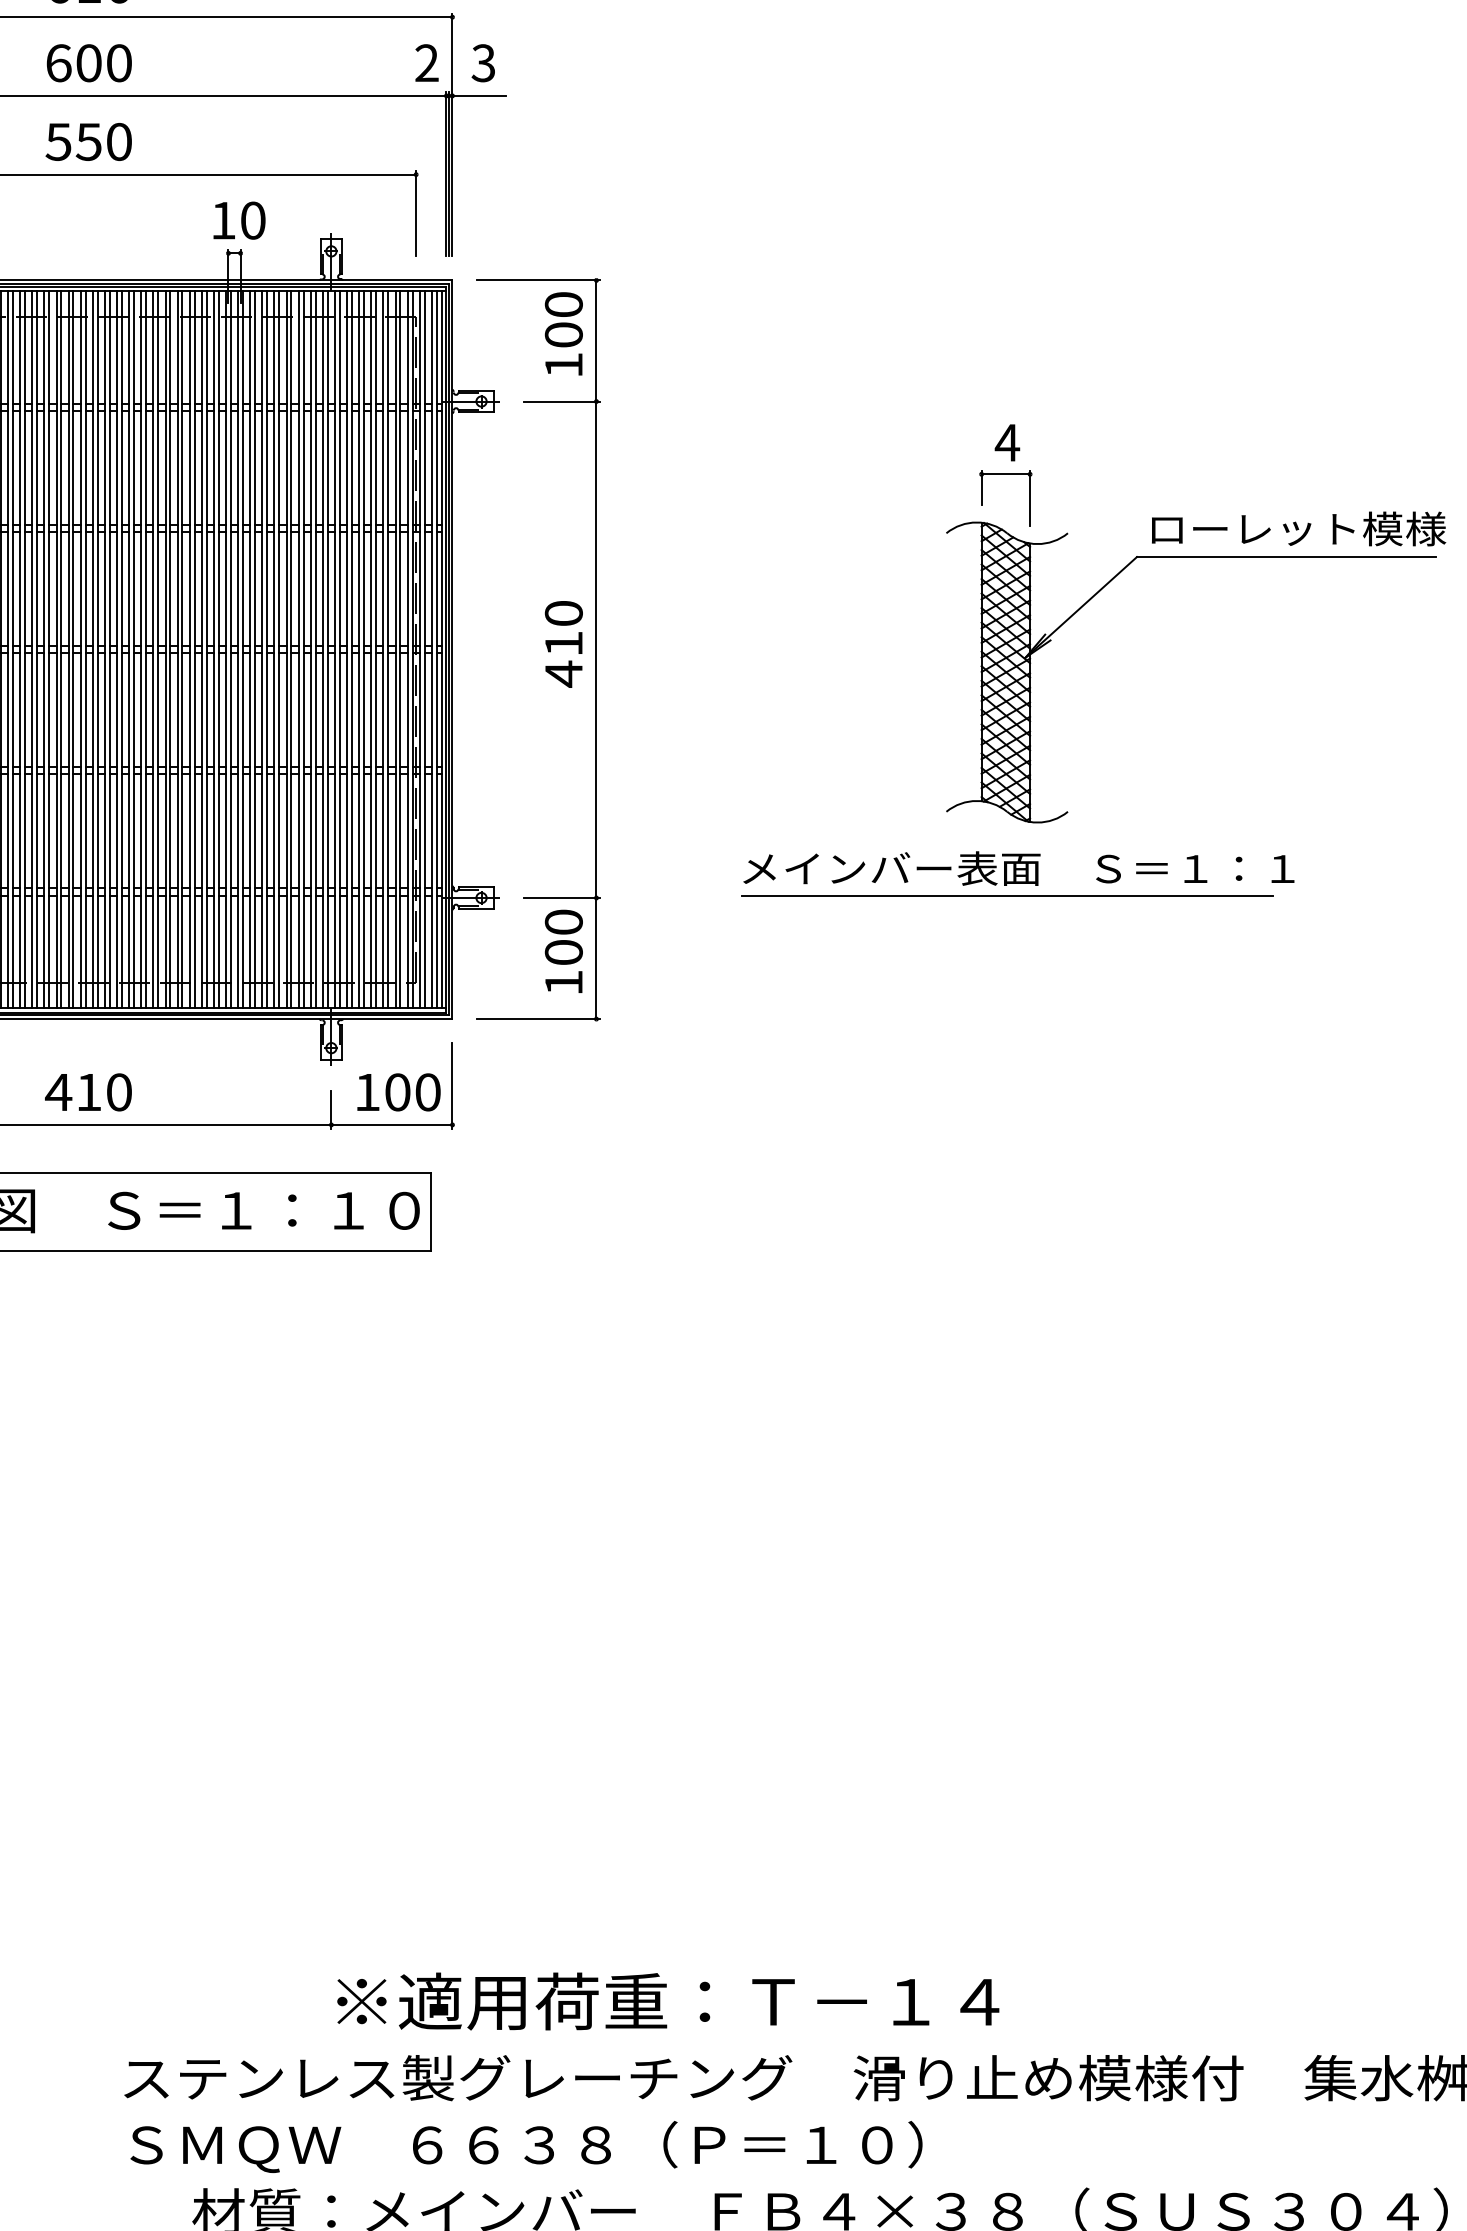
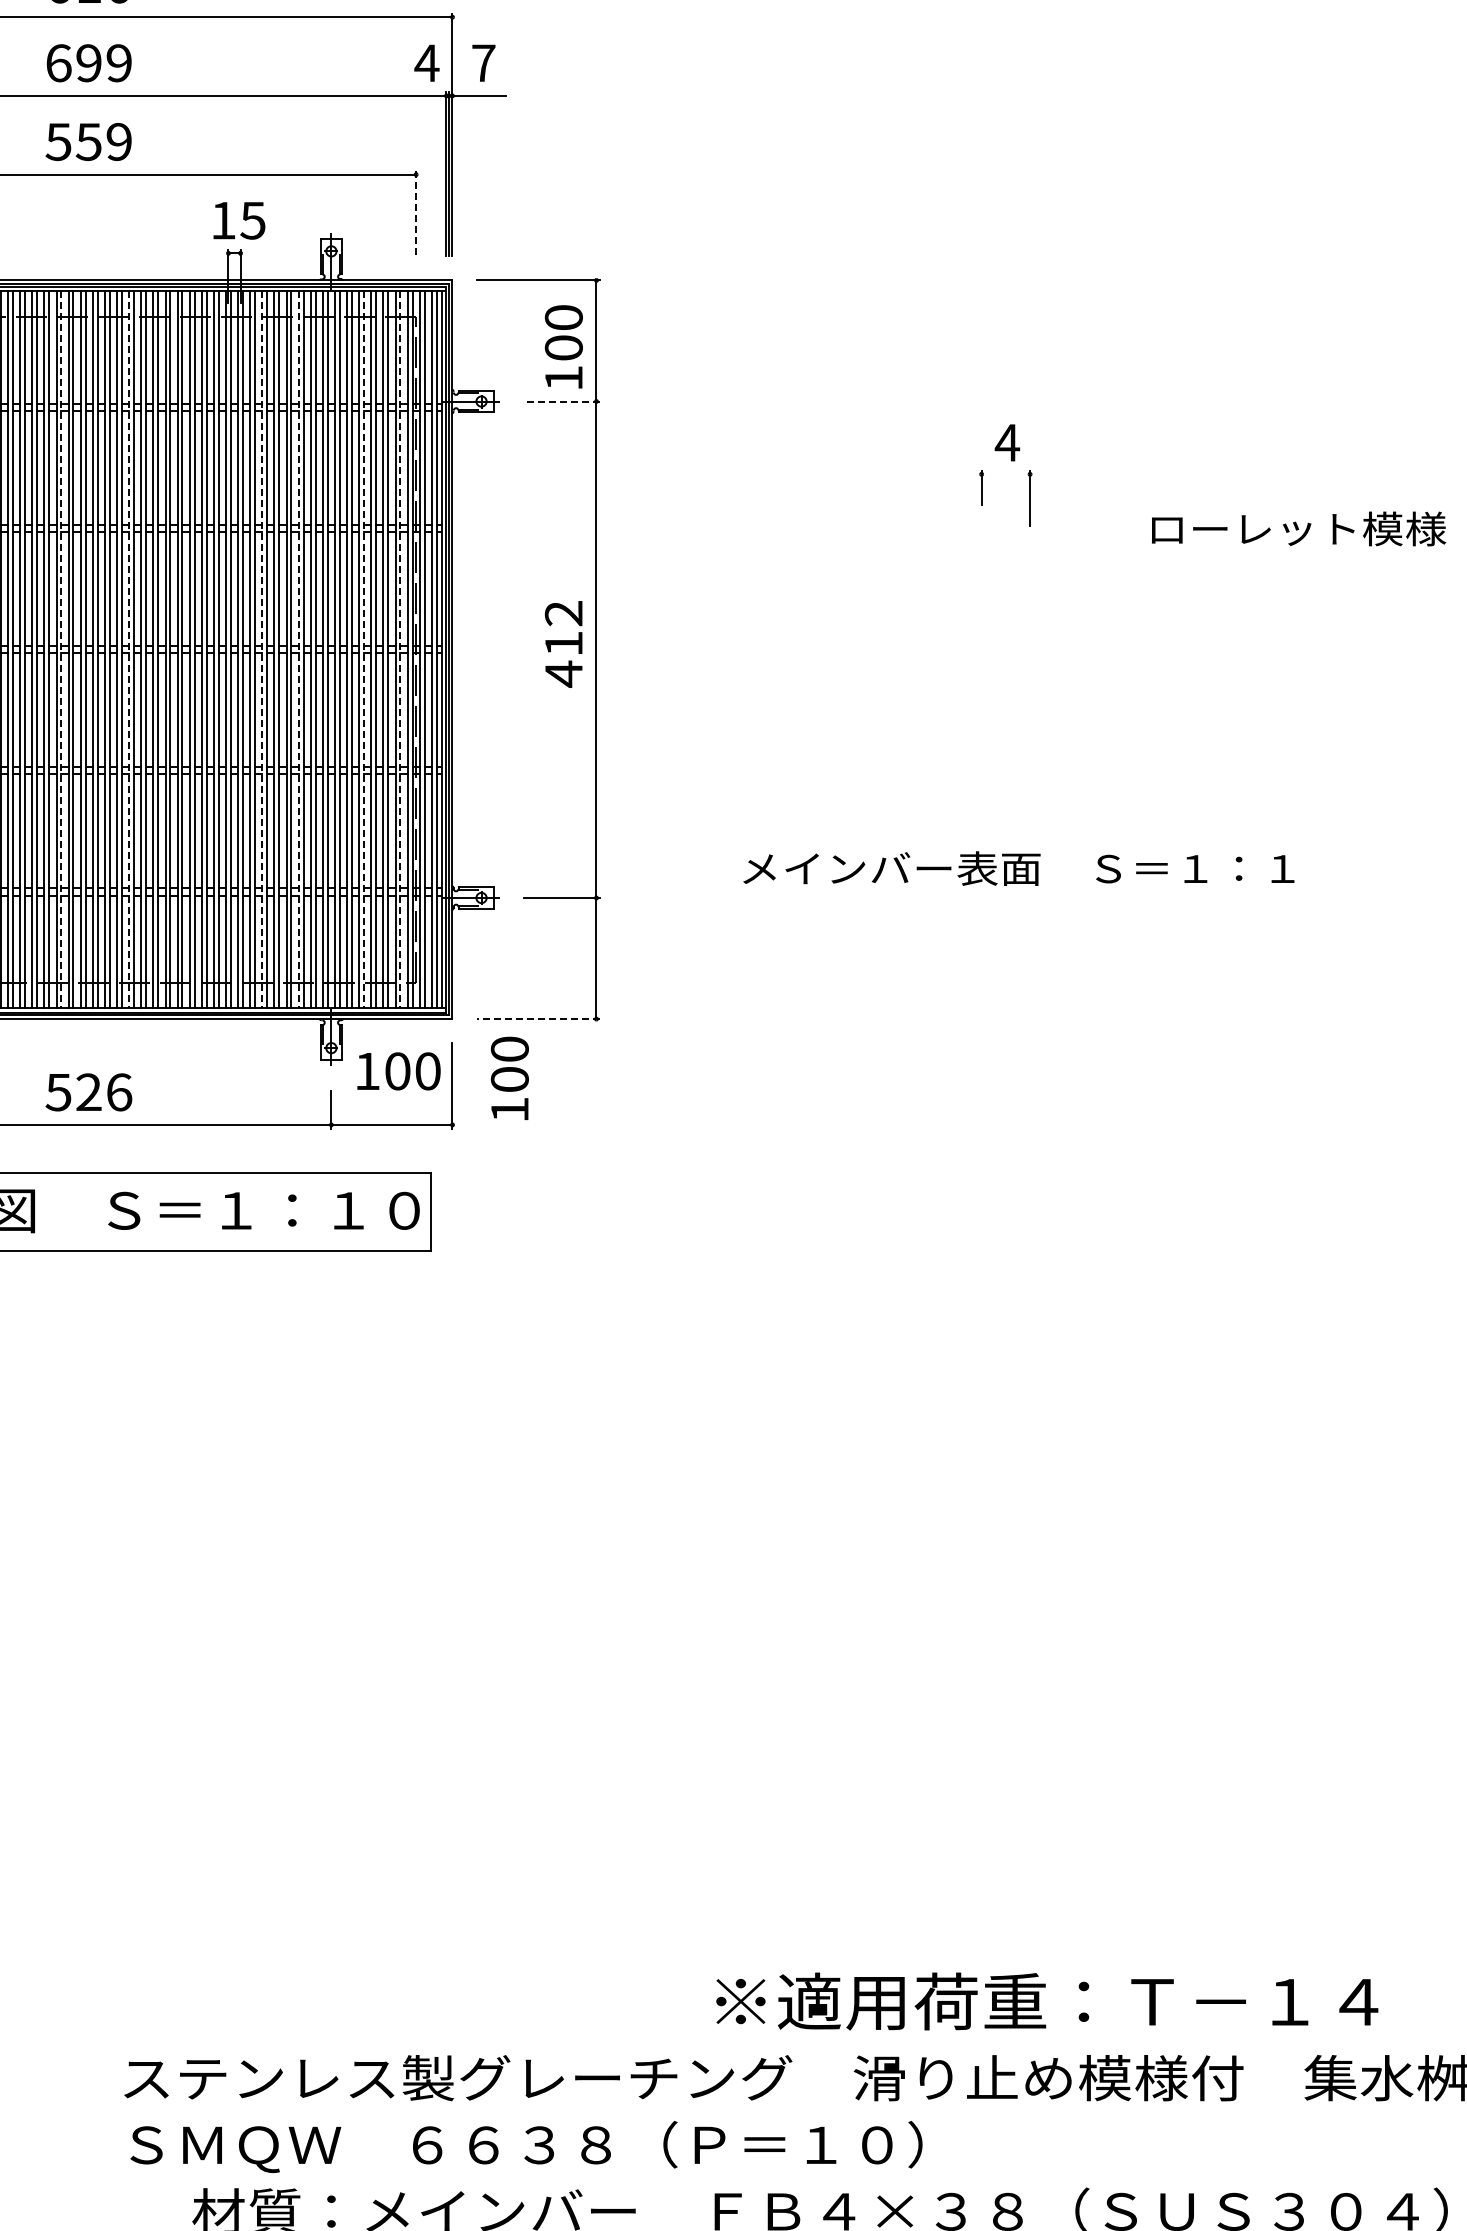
text: 2 -> 4 (426, 62)
text: 600 -> 699 (103, 63)
text: 3 -> 7 (483, 63)
text: 550 -> 559 (118, 141)
line: solid -> dashed (416, 213)
text: 10 -> 15 (252, 220)
text position: (563, 333) -> (563, 346) (563, 346)
line: solid -> dashed (561, 401)
line: present -> none (1005, 474)
part: present -> none (1191, 557)
text: 410 -> 412 (563, 613)
line: solid -> dashed (61, 650)
line: solid -> dashed (129, 650)
line: solid -> dashed (262, 650)
line: solid -> dashed (298, 650)
line: solid -> dashed (364, 650)
line: solid -> dashed (400, 650)
line: present -> none (1007, 895)
text position: (563, 950) -> (509, 1077) (509, 1077)
line: solid -> dashed (538, 1019)
text: 410 -> 526 (88, 1092)
text position: (398, 1092) -> (398, 1071) (398, 1071)
text position: (668, 2001) -> (1047, 2001) (1047, 2001)
